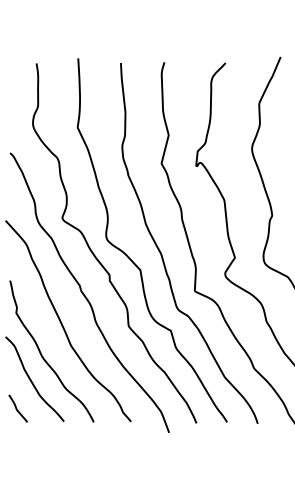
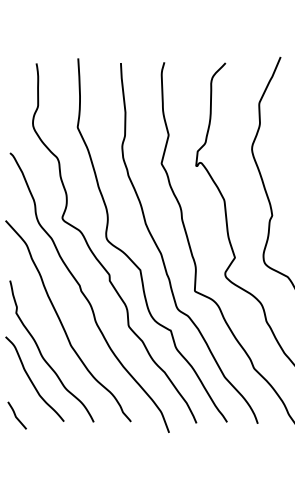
curve position: (17, 408) -> (16, 415) (16, 415)
